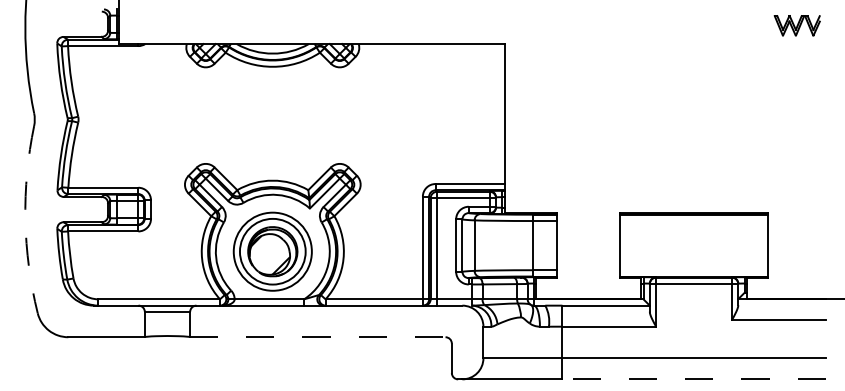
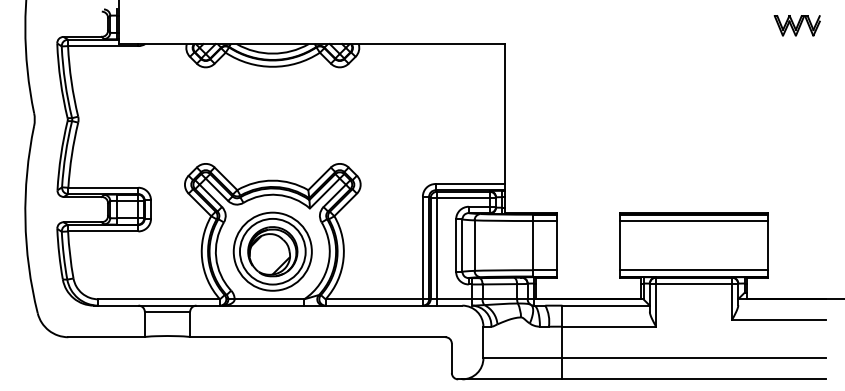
arc: dashed -> solid (25, 219)
line: none -> present (693, 221)
line: none -> present (693, 270)
line: dashed -> solid (317, 337)
line: dashed -> solid (694, 379)
